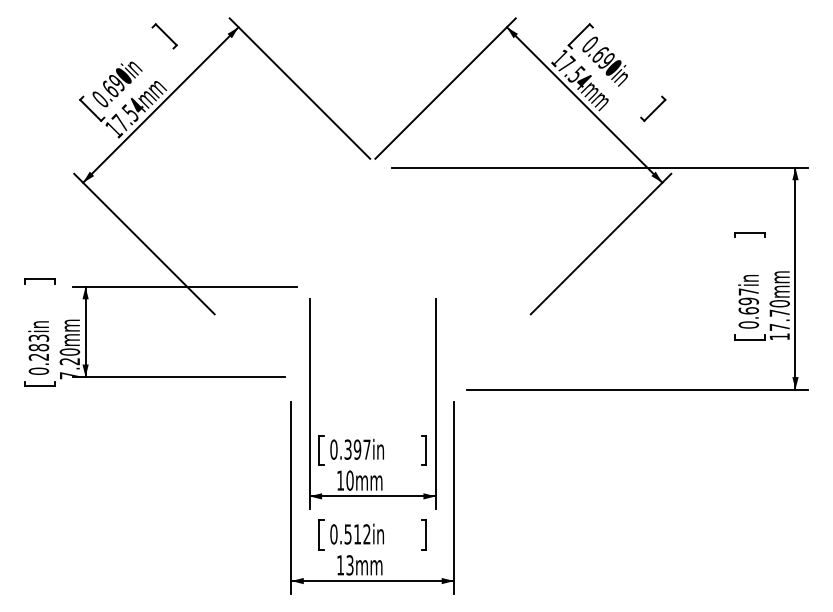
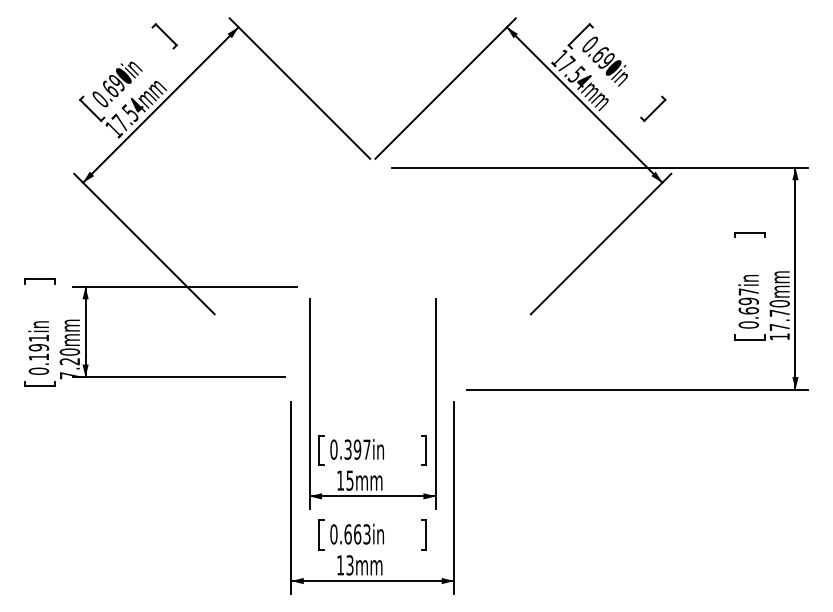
text: 0.283in -> 0.191in (38, 347)
text: 10mm -> 15mm (349, 480)
text: 0.512in -> 0.663in (357, 534)
